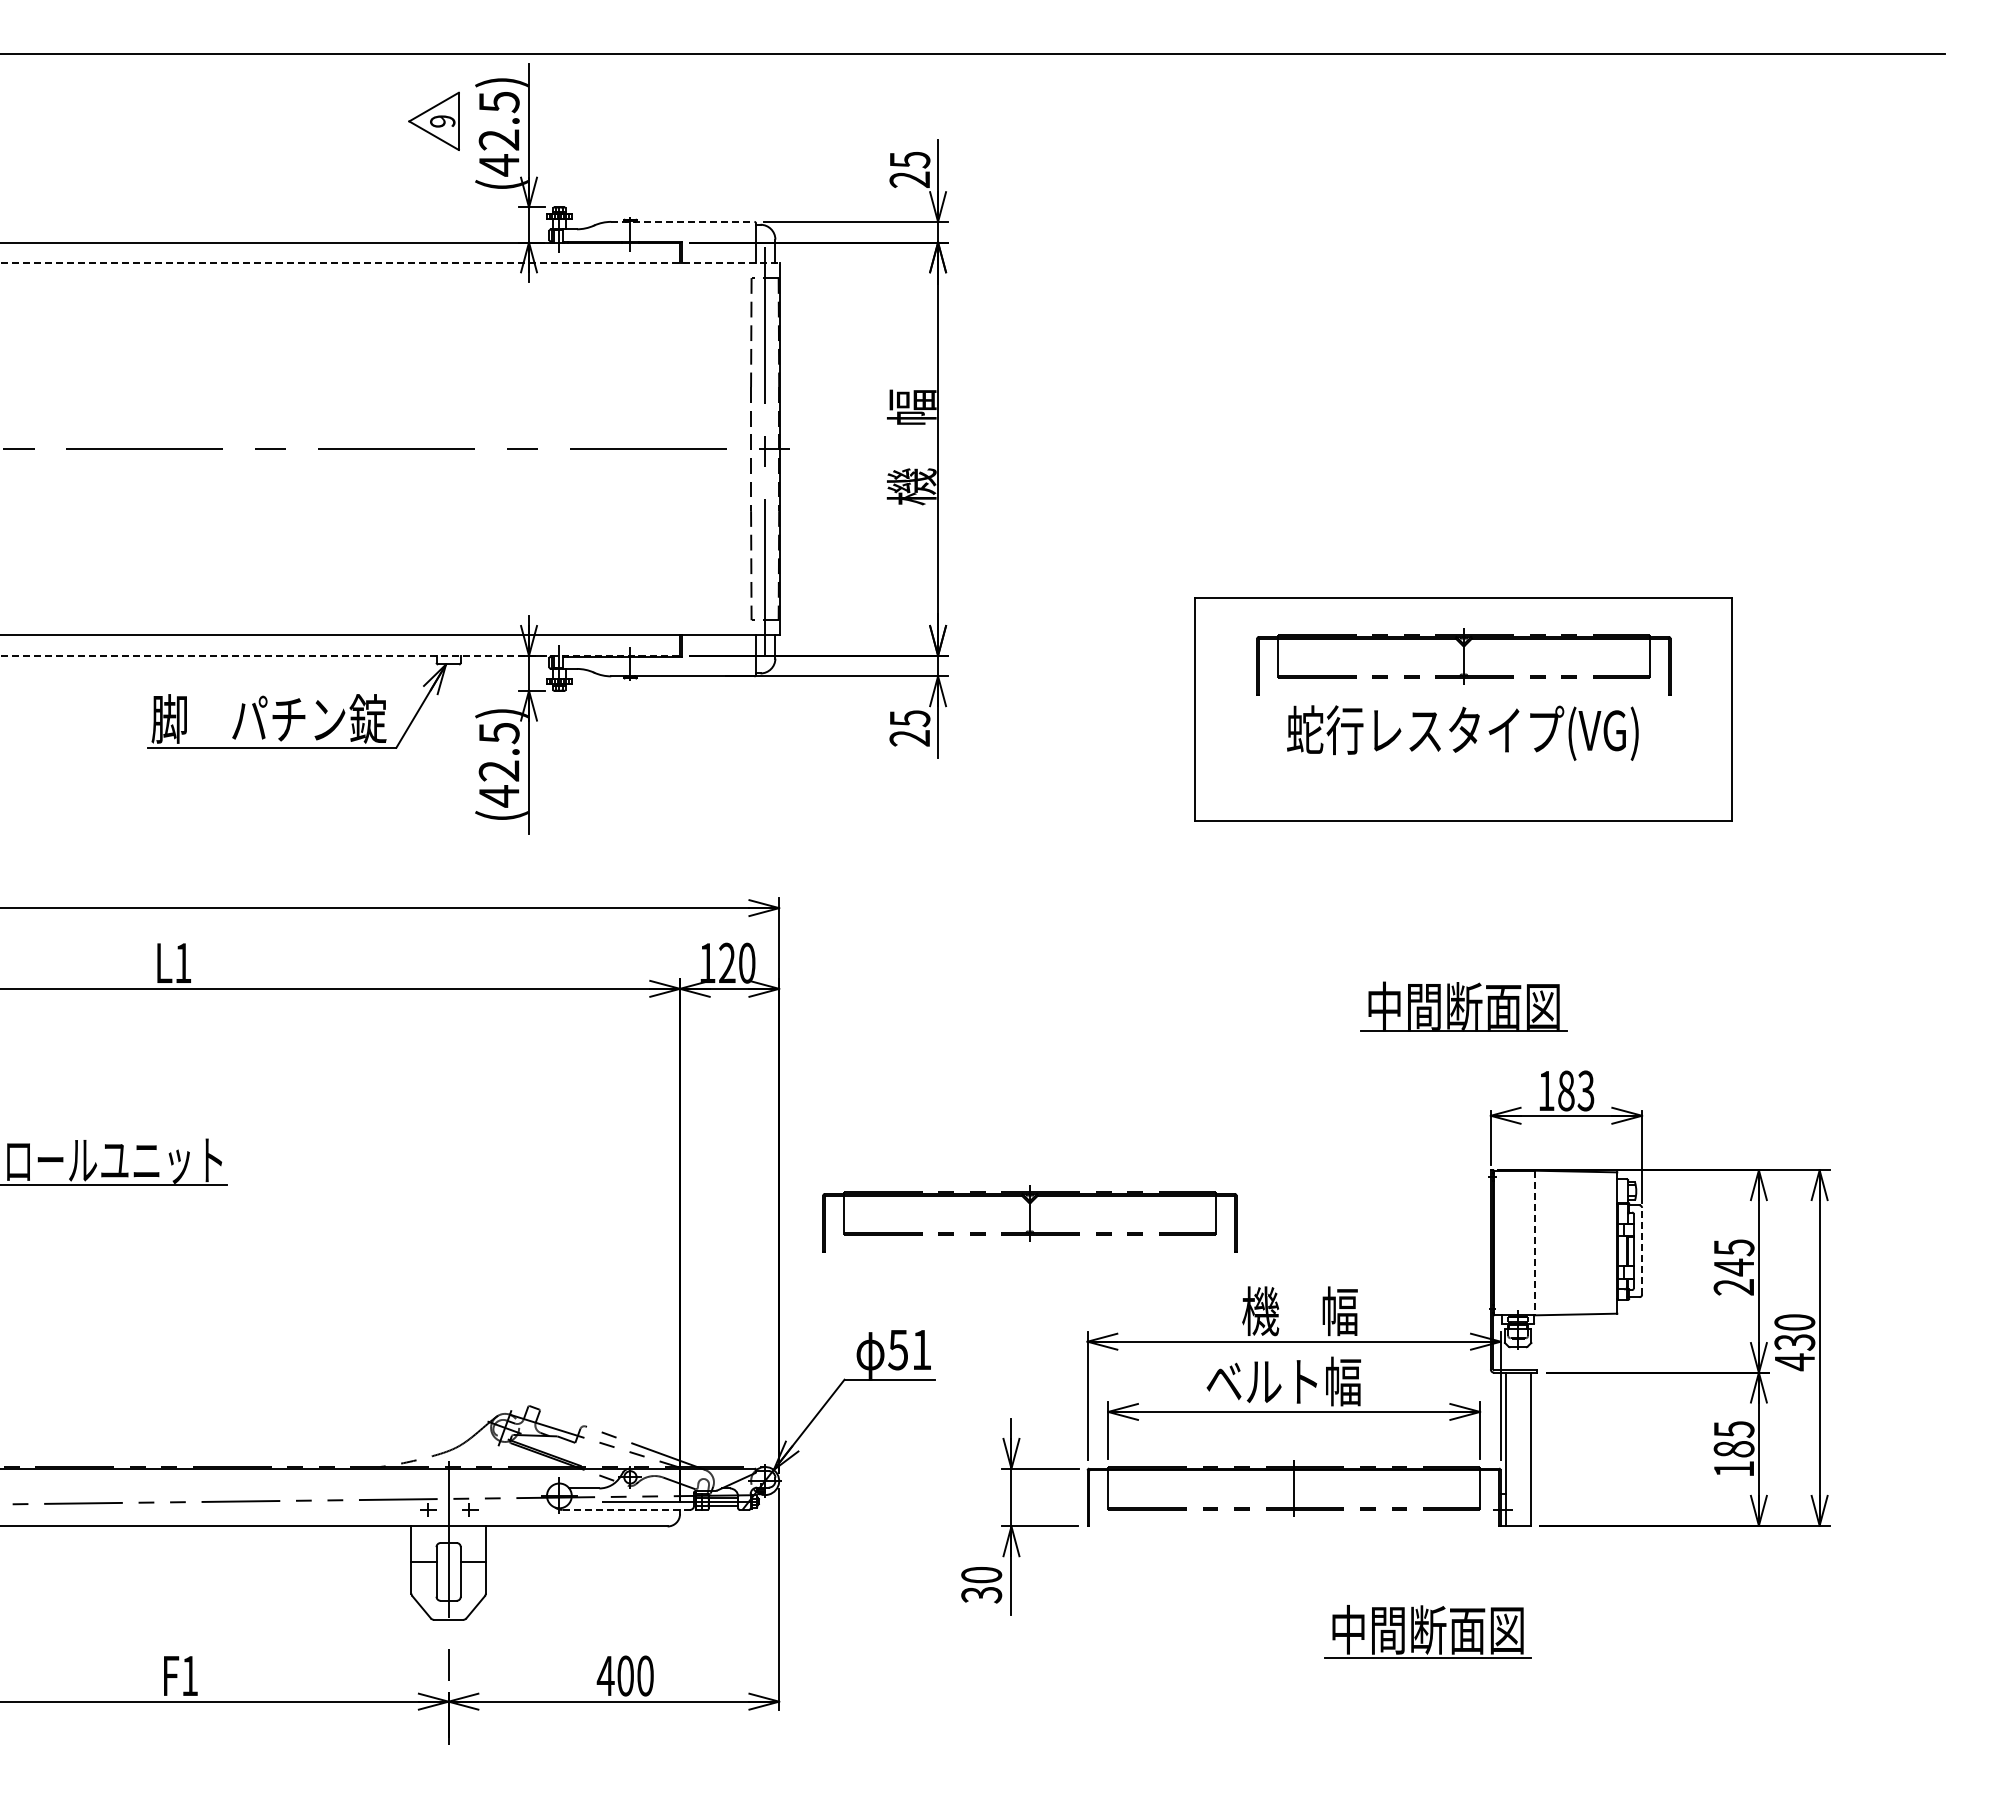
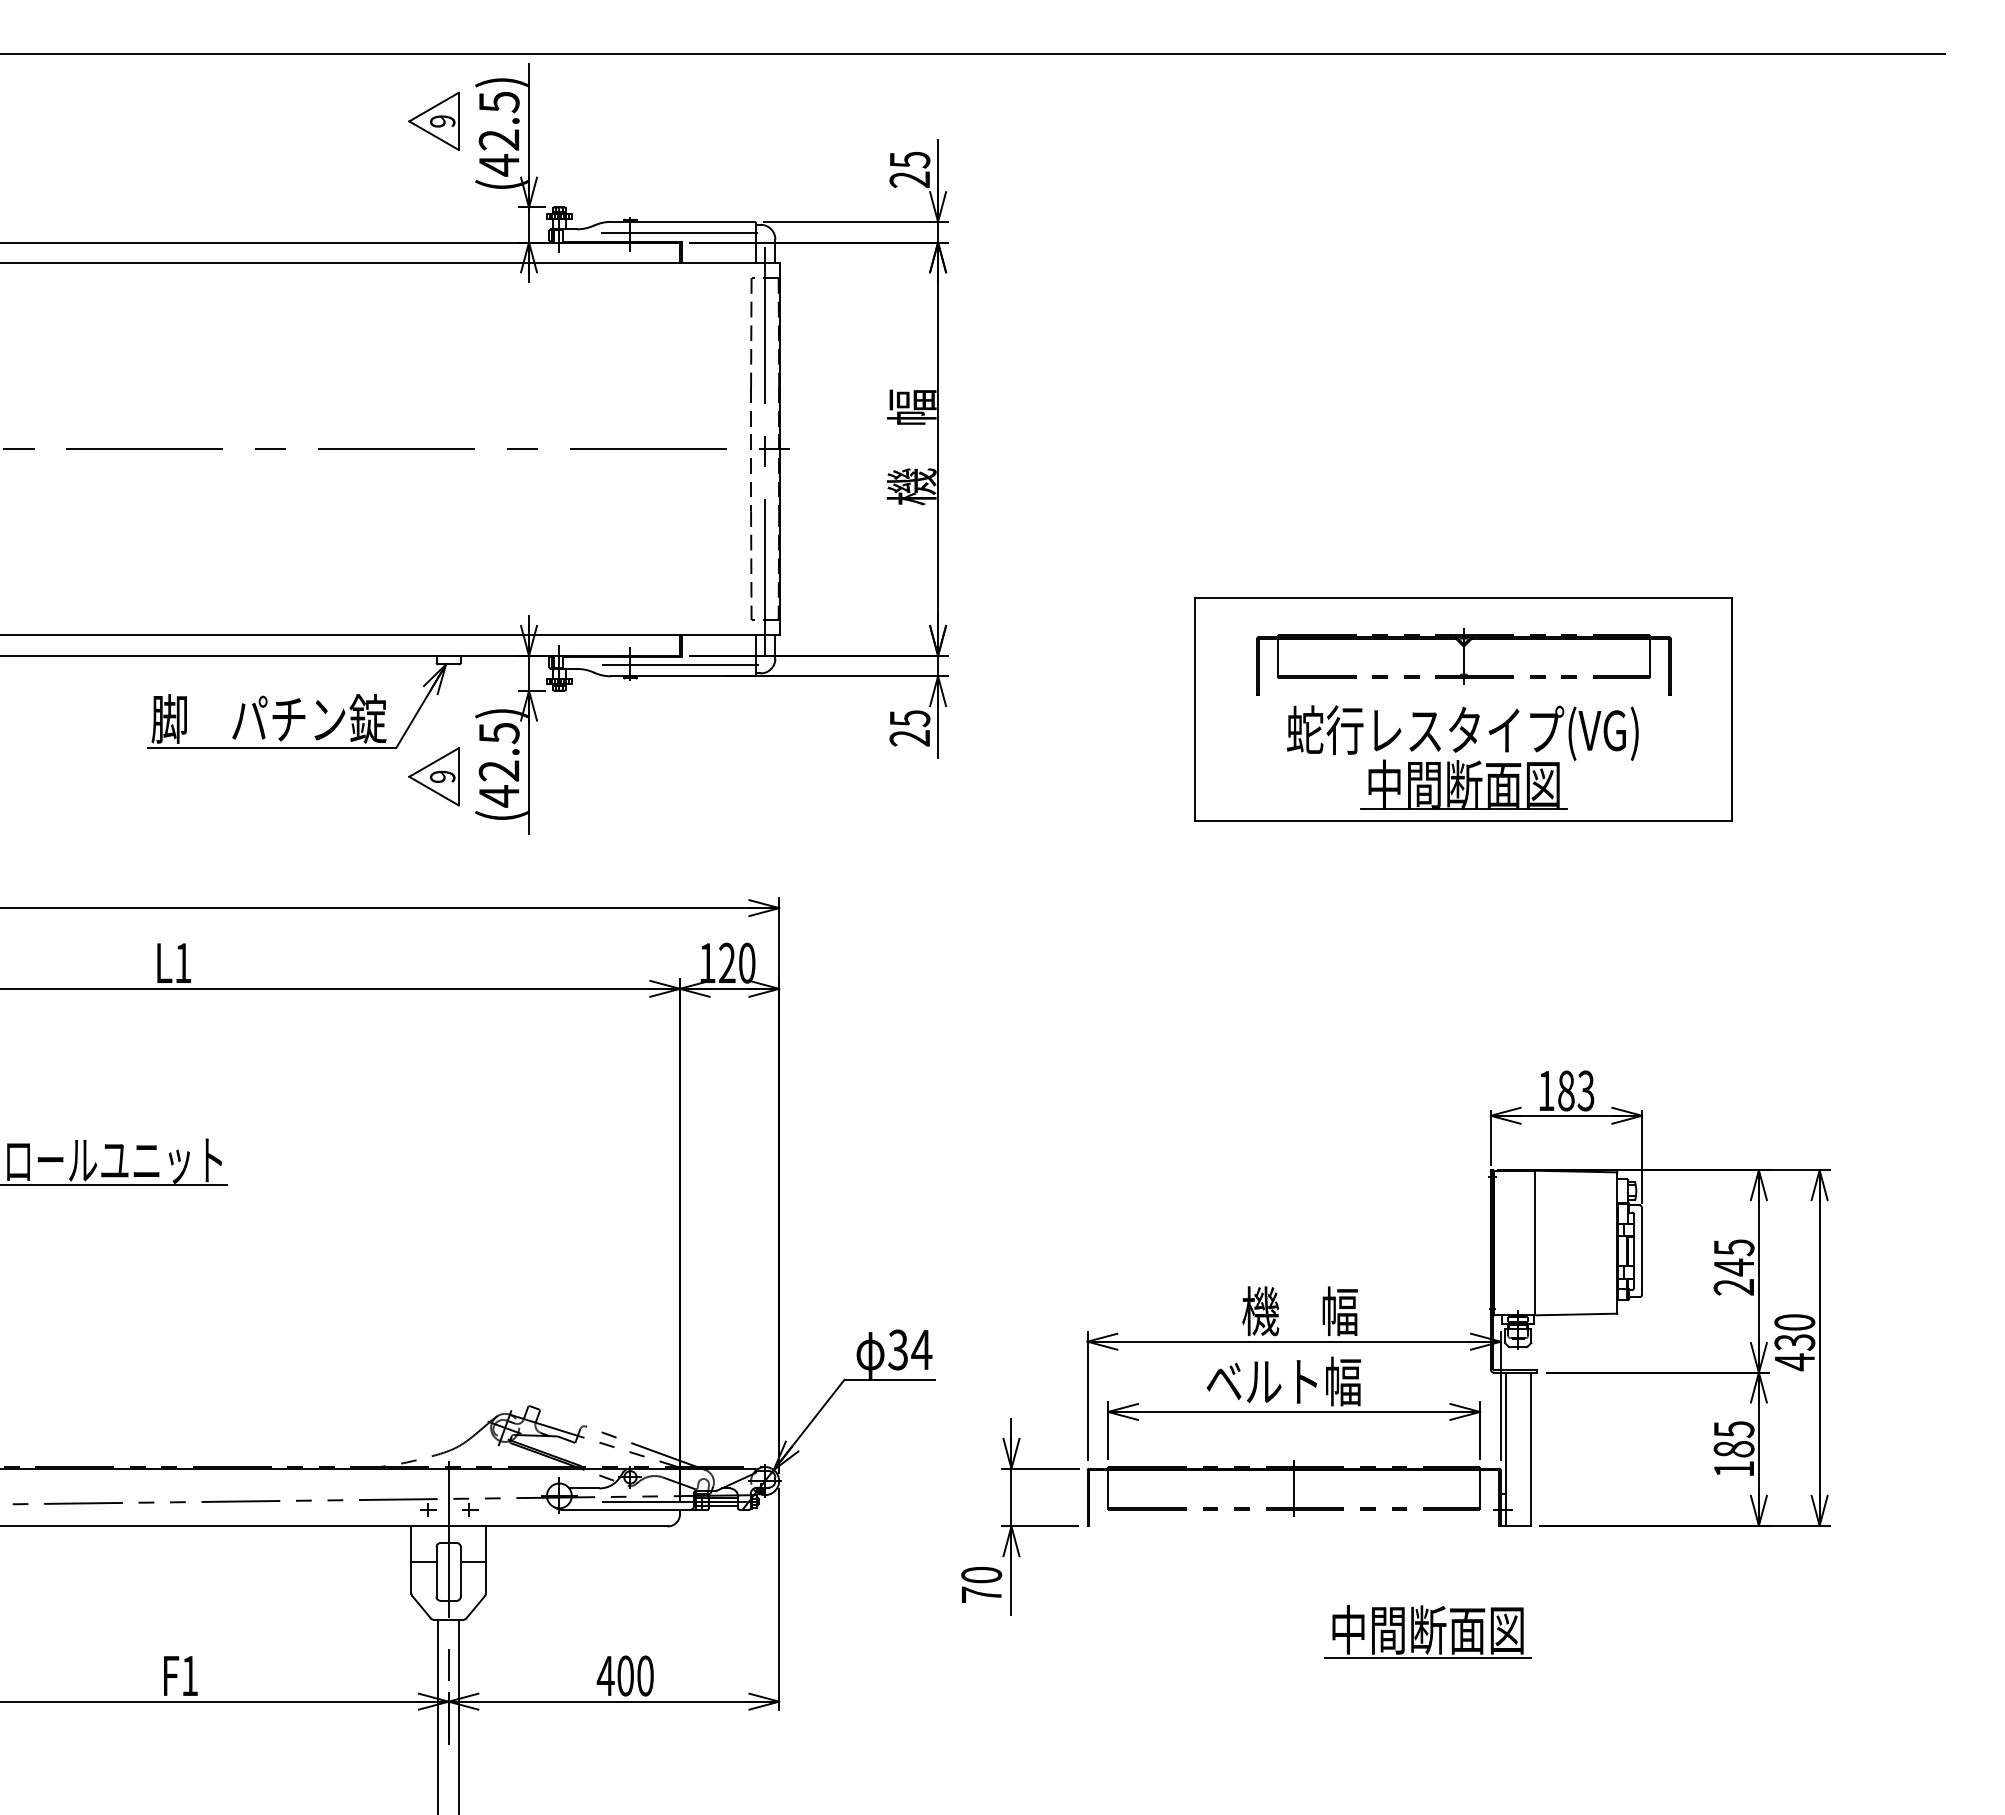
line: dashed -> solid (682, 221)
line: none -> present (679, 233)
line: dashed -> solid (390, 263)
line: dashed -> solid (340, 655)
line: none -> present (679, 665)
part: none -> present (433, 776)
part position: (1463, 1006) -> (1463, 784) (1463, 784)
part: present -> none (1029, 1218)
line: dashed -> solid (1534, 1243)
line: dashed -> solid (1642, 1250)
text: 51 -> 34 (910, 1349)
line: dashed -> solid (629, 1509)
text: 30 -> 70 (981, 1594)
line: none -> present (438, 1715)
line: none -> present (459, 1715)
